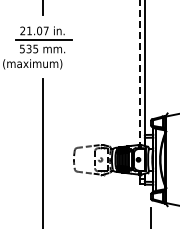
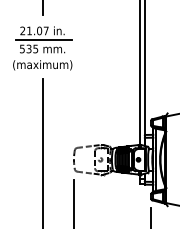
text position: (32, 64) -> (42, 65) (42, 65)
line: dashed -> solid (140, 73)
line: none -> present (74, 202)
